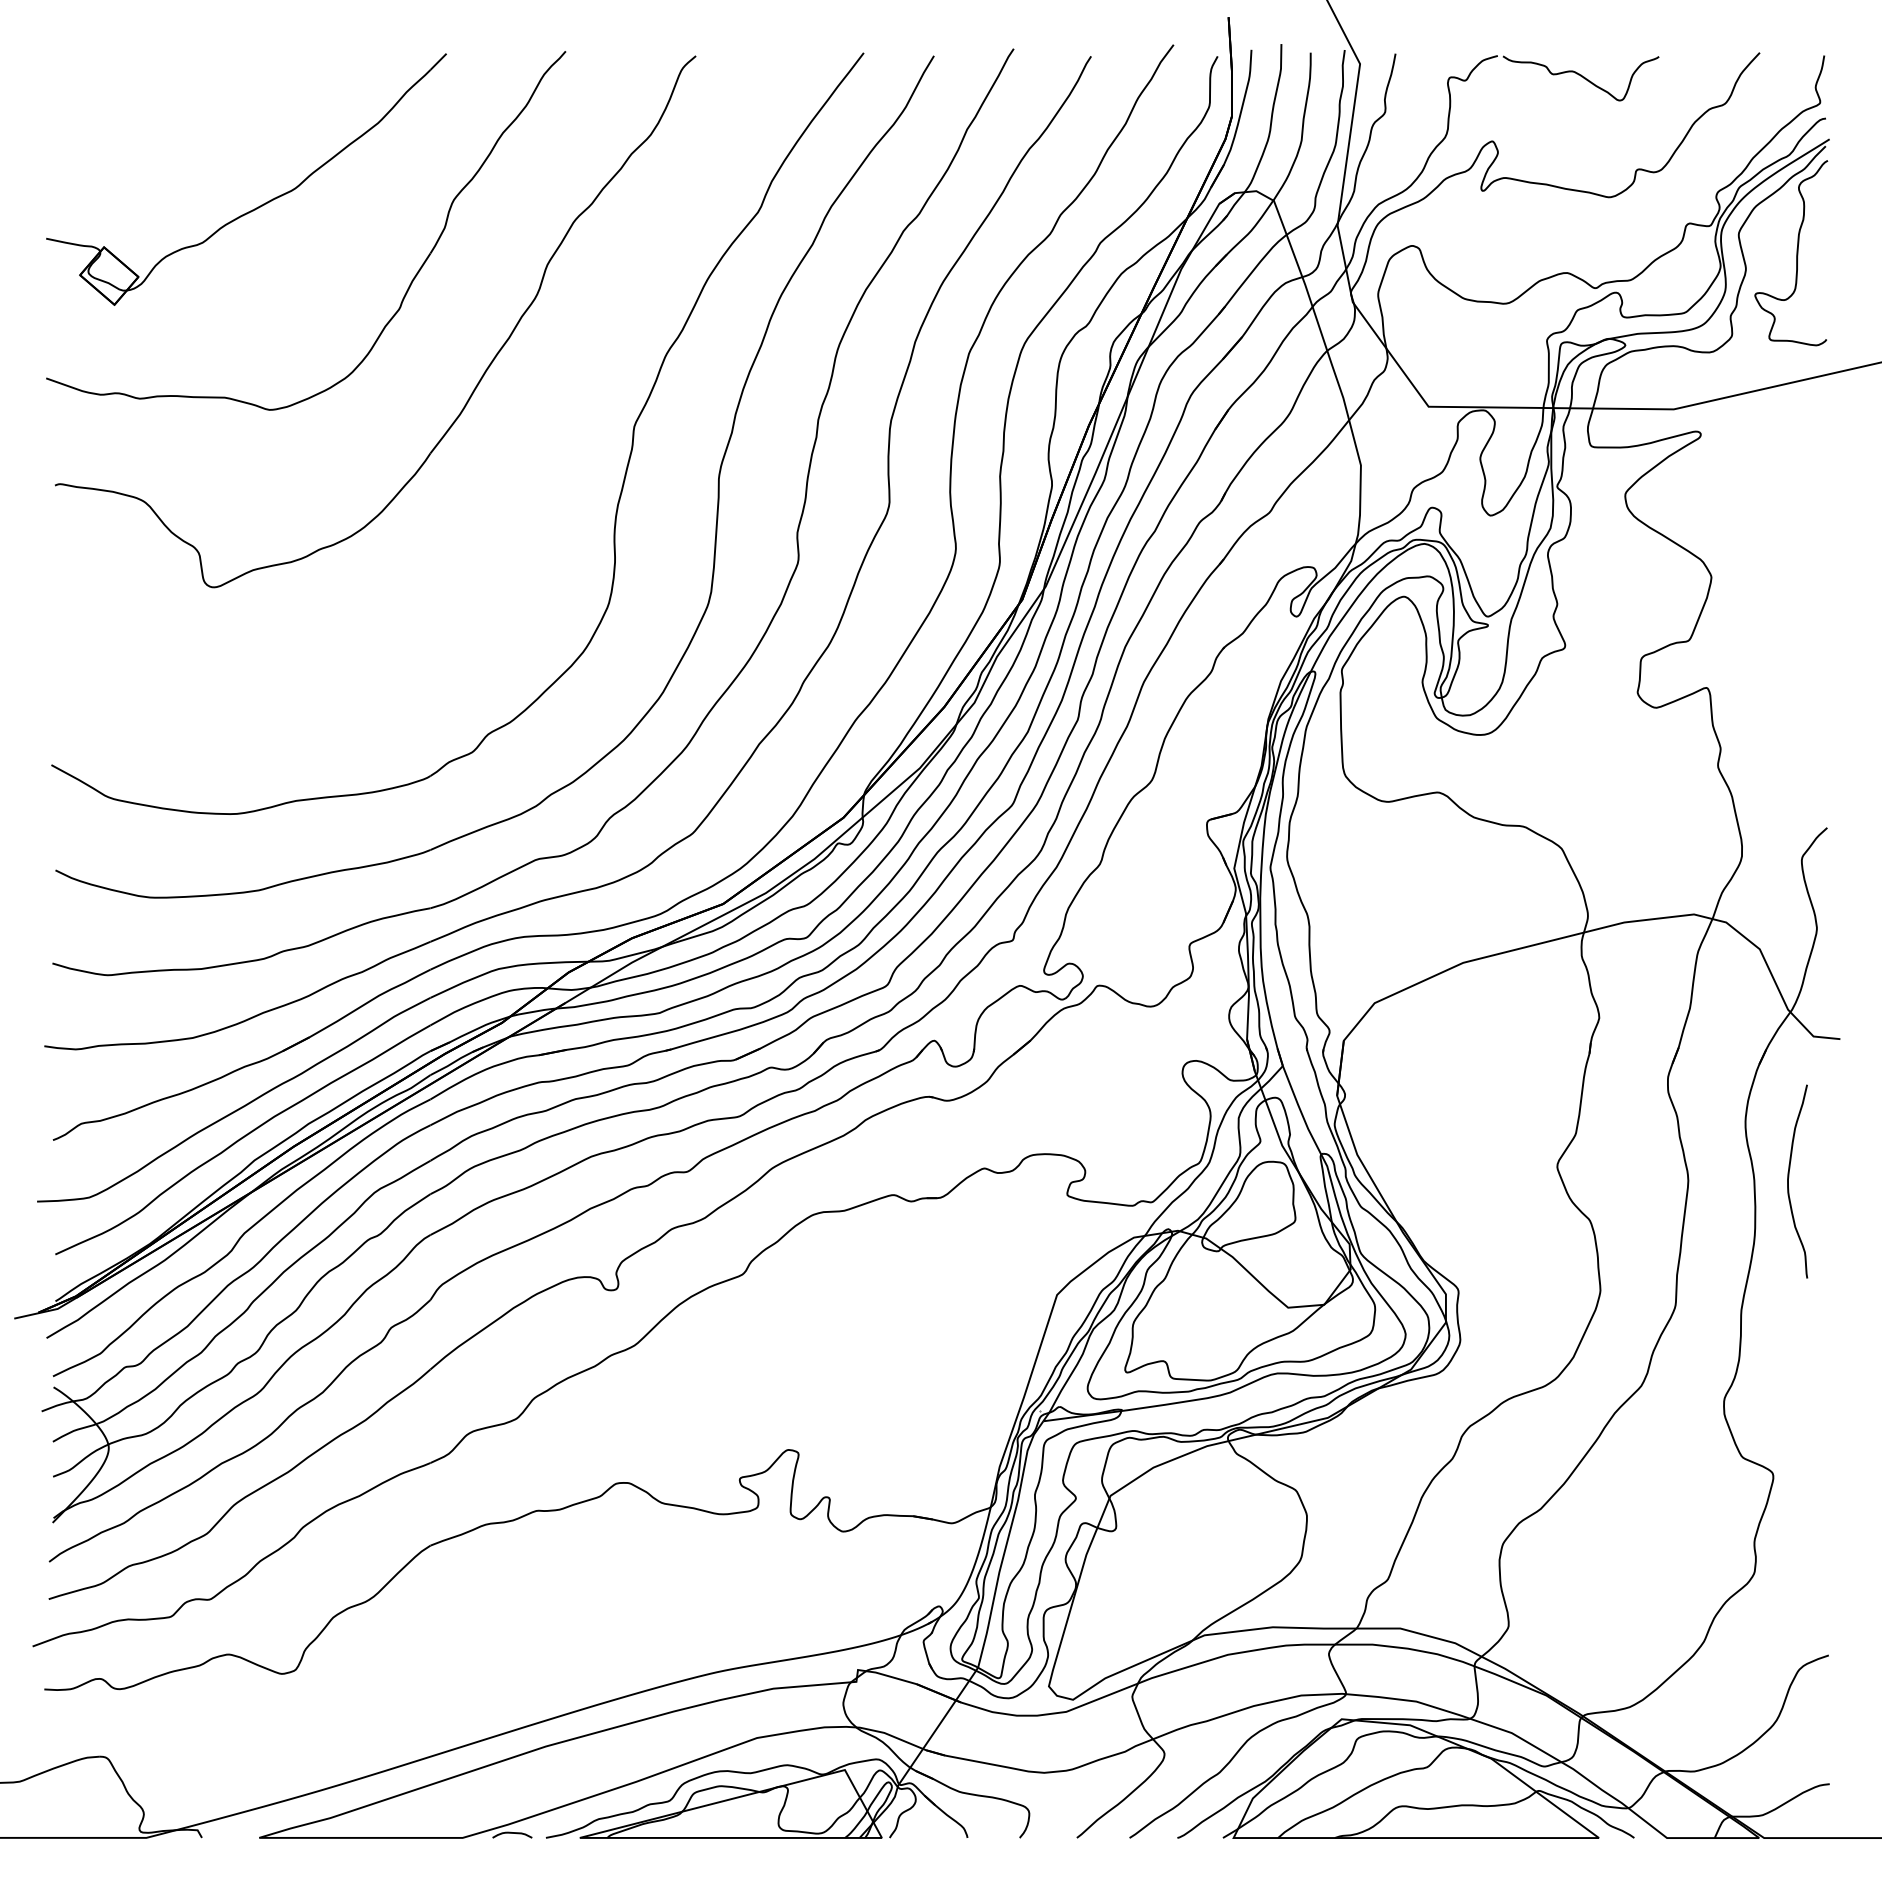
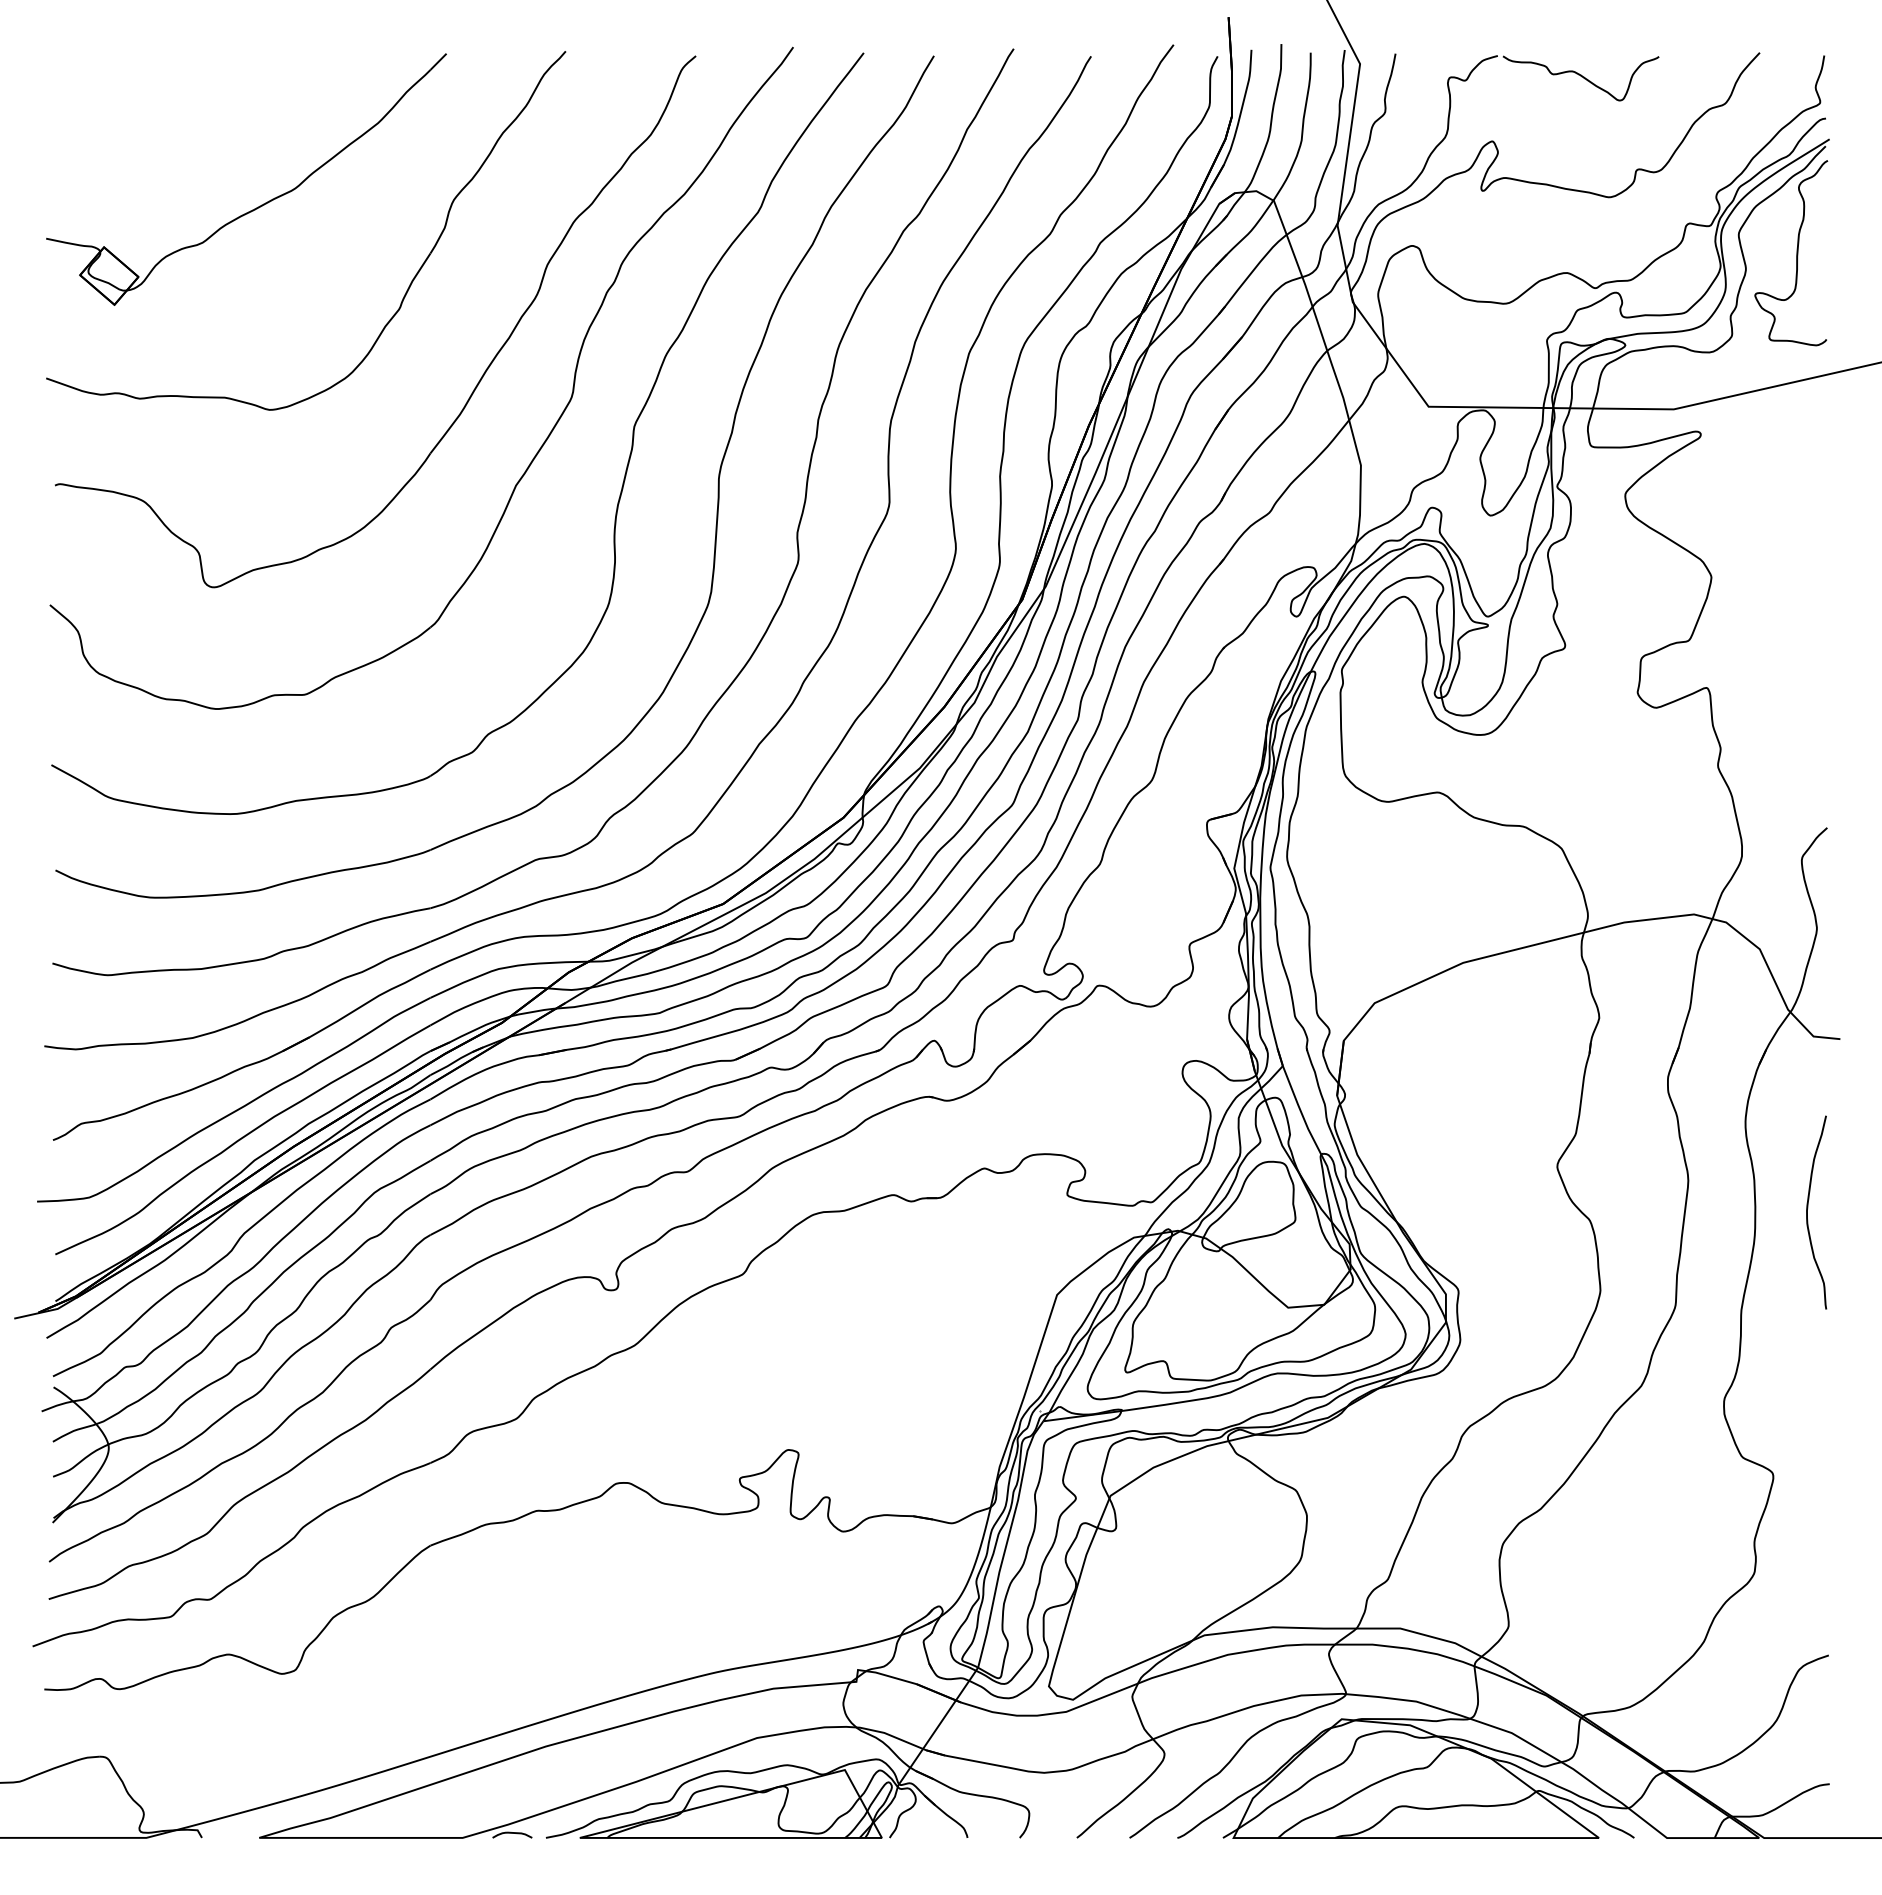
part: none -> present (536, 452)
curve position: (1789, 1177) -> (1808, 1208) (1808, 1208)
